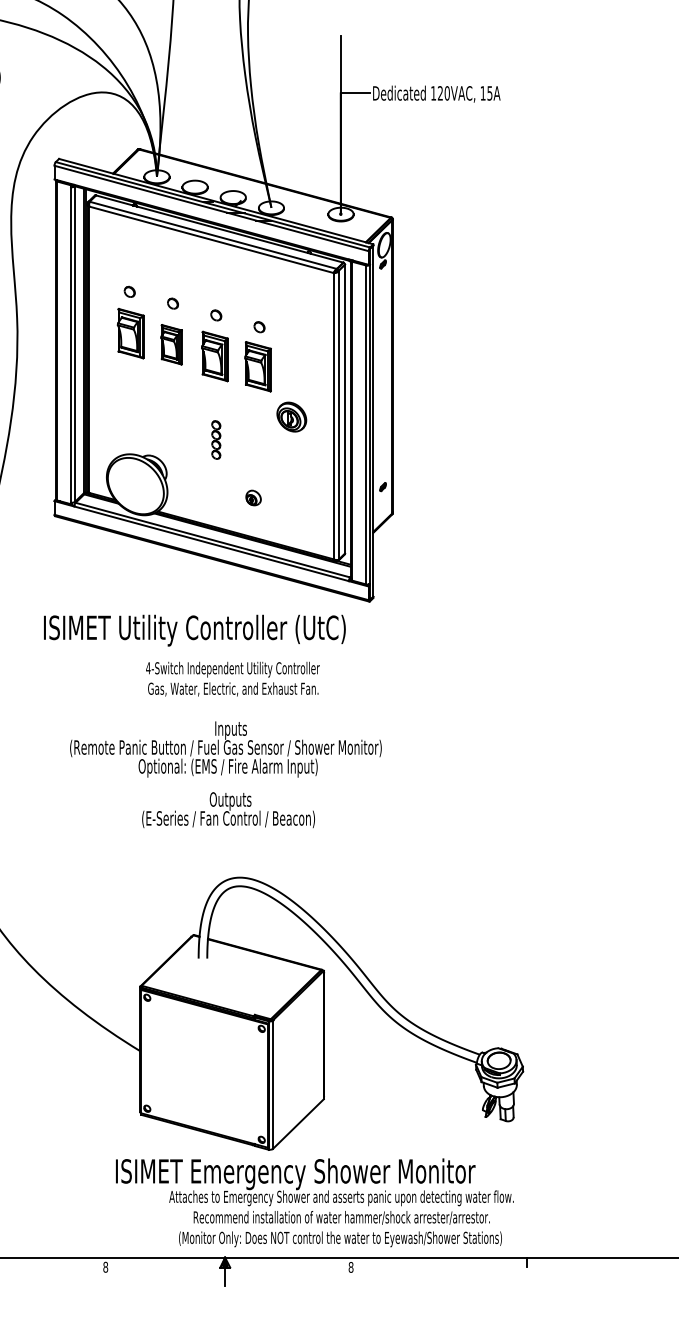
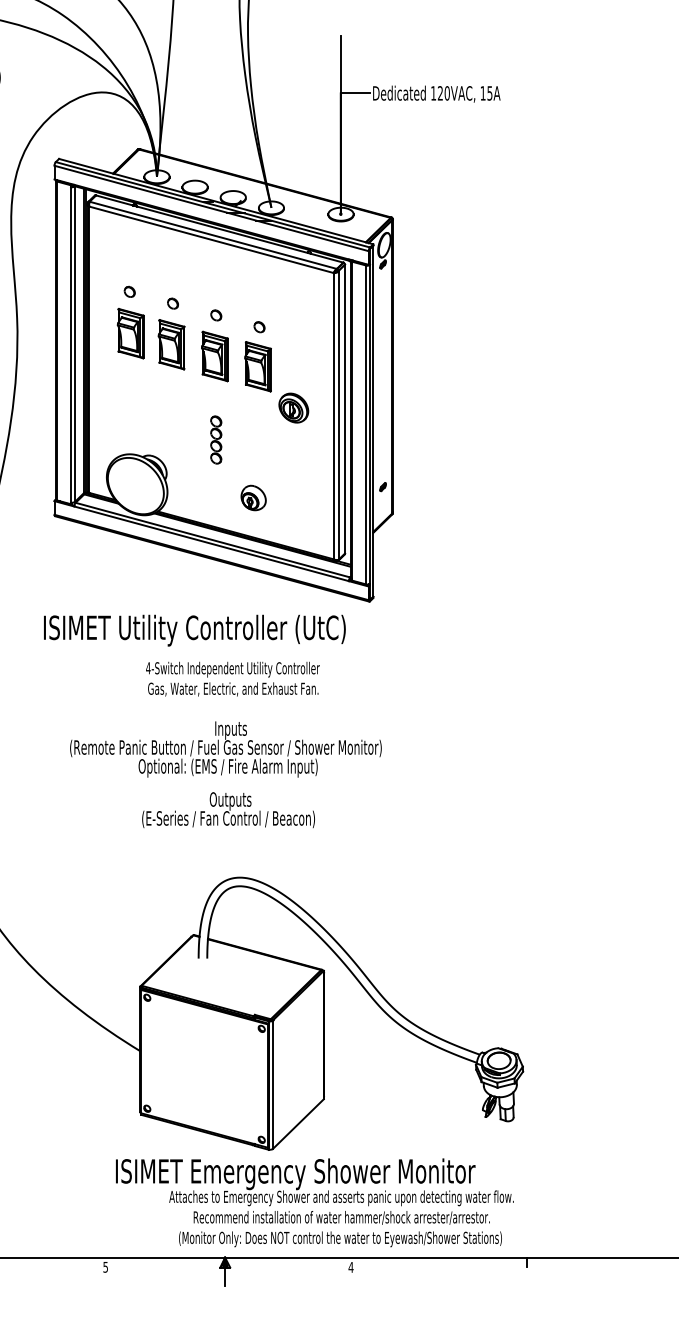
part size: 23x42 px -> 29x52 px (171, 344)
part position: (291, 416) -> (293, 407) (293, 407)
part size: 11x40 px -> 13x50 px (216, 439)
part size: 17x18 px -> 27x28 px (253, 497)
text: 8 -> 5 (105, 1266)
text: 8 -> 4 (350, 1267)
